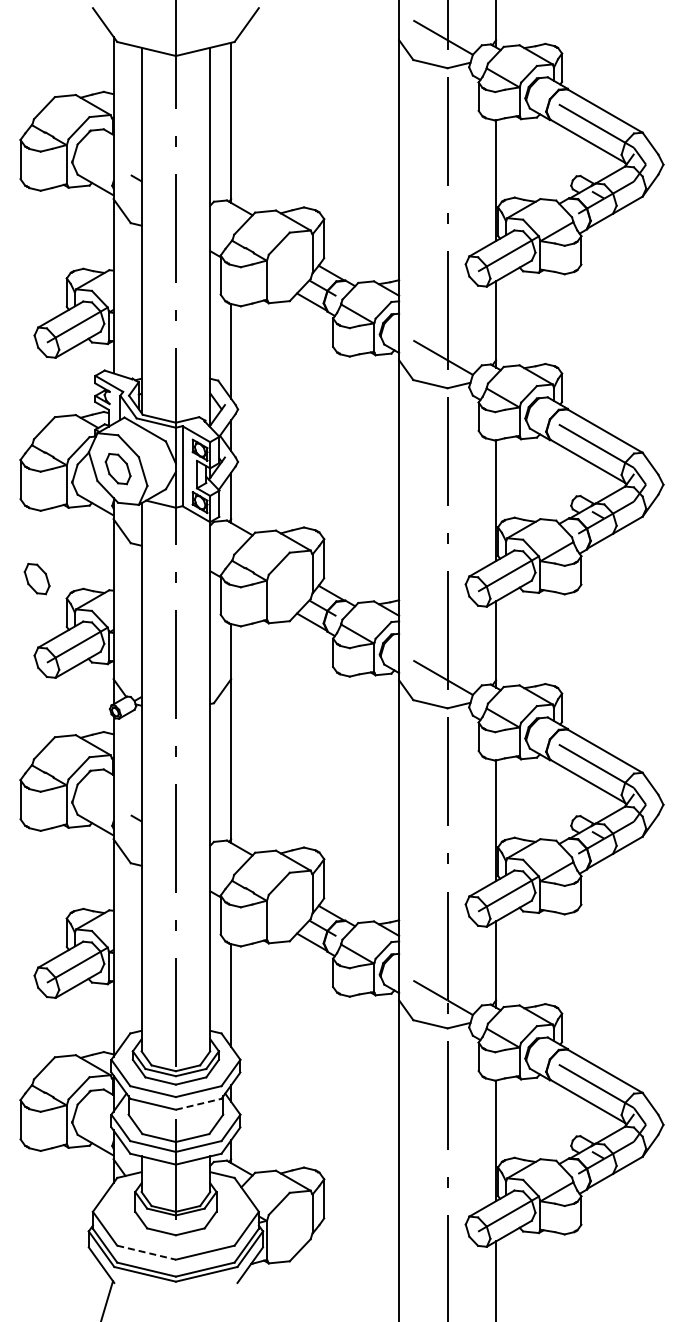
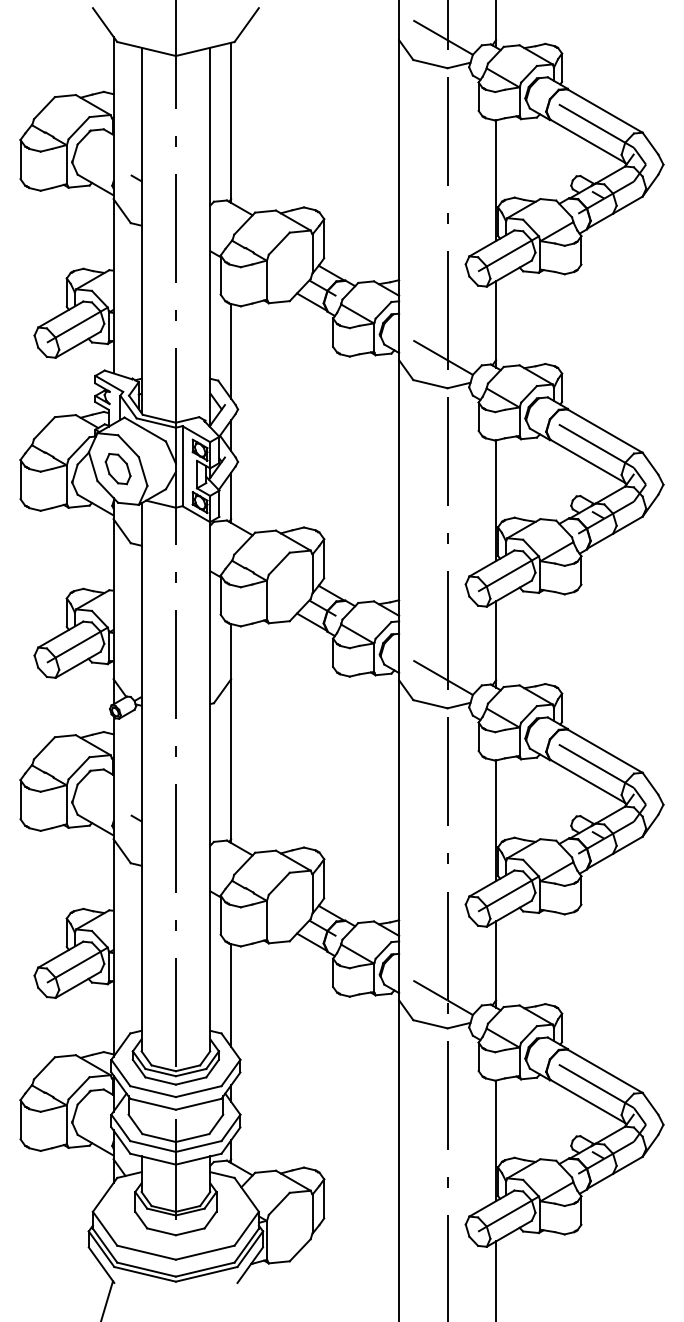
part: present -> none (36, 579)
line: dashed -> solid (199, 1104)
line: dashed -> solid (147, 1252)
